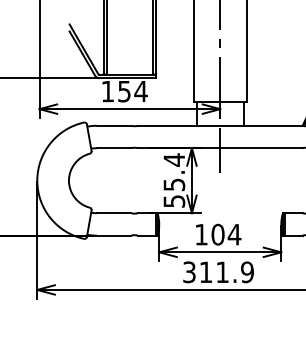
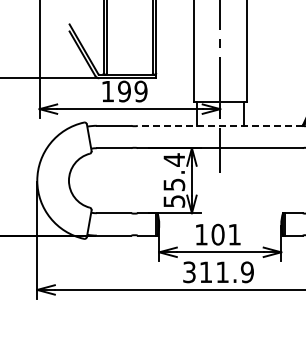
text: 154 -> 199 (132, 91)
line: solid -> dashed (219, 125)
text: 104 -> 101 (234, 234)
